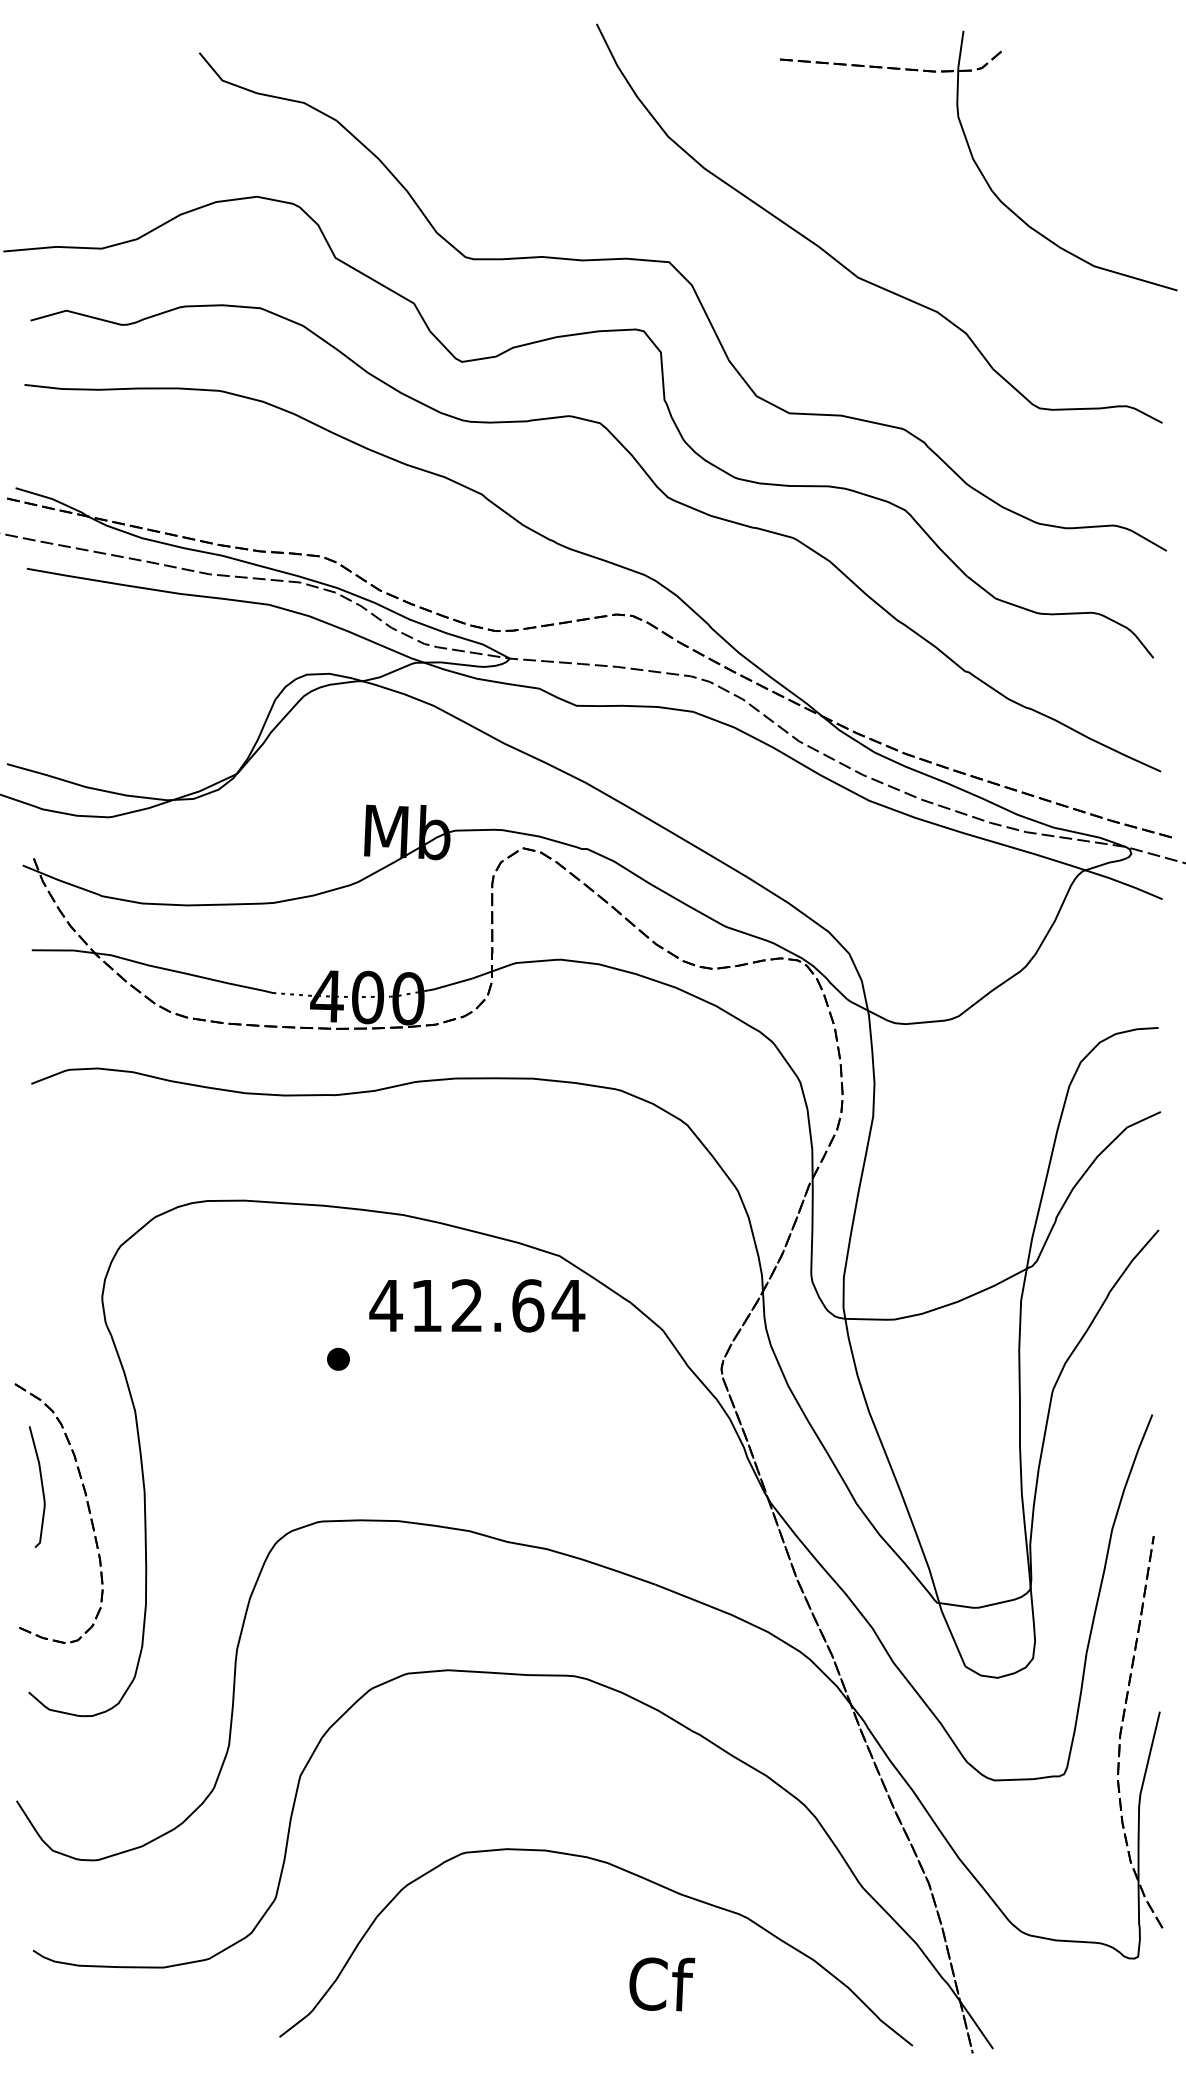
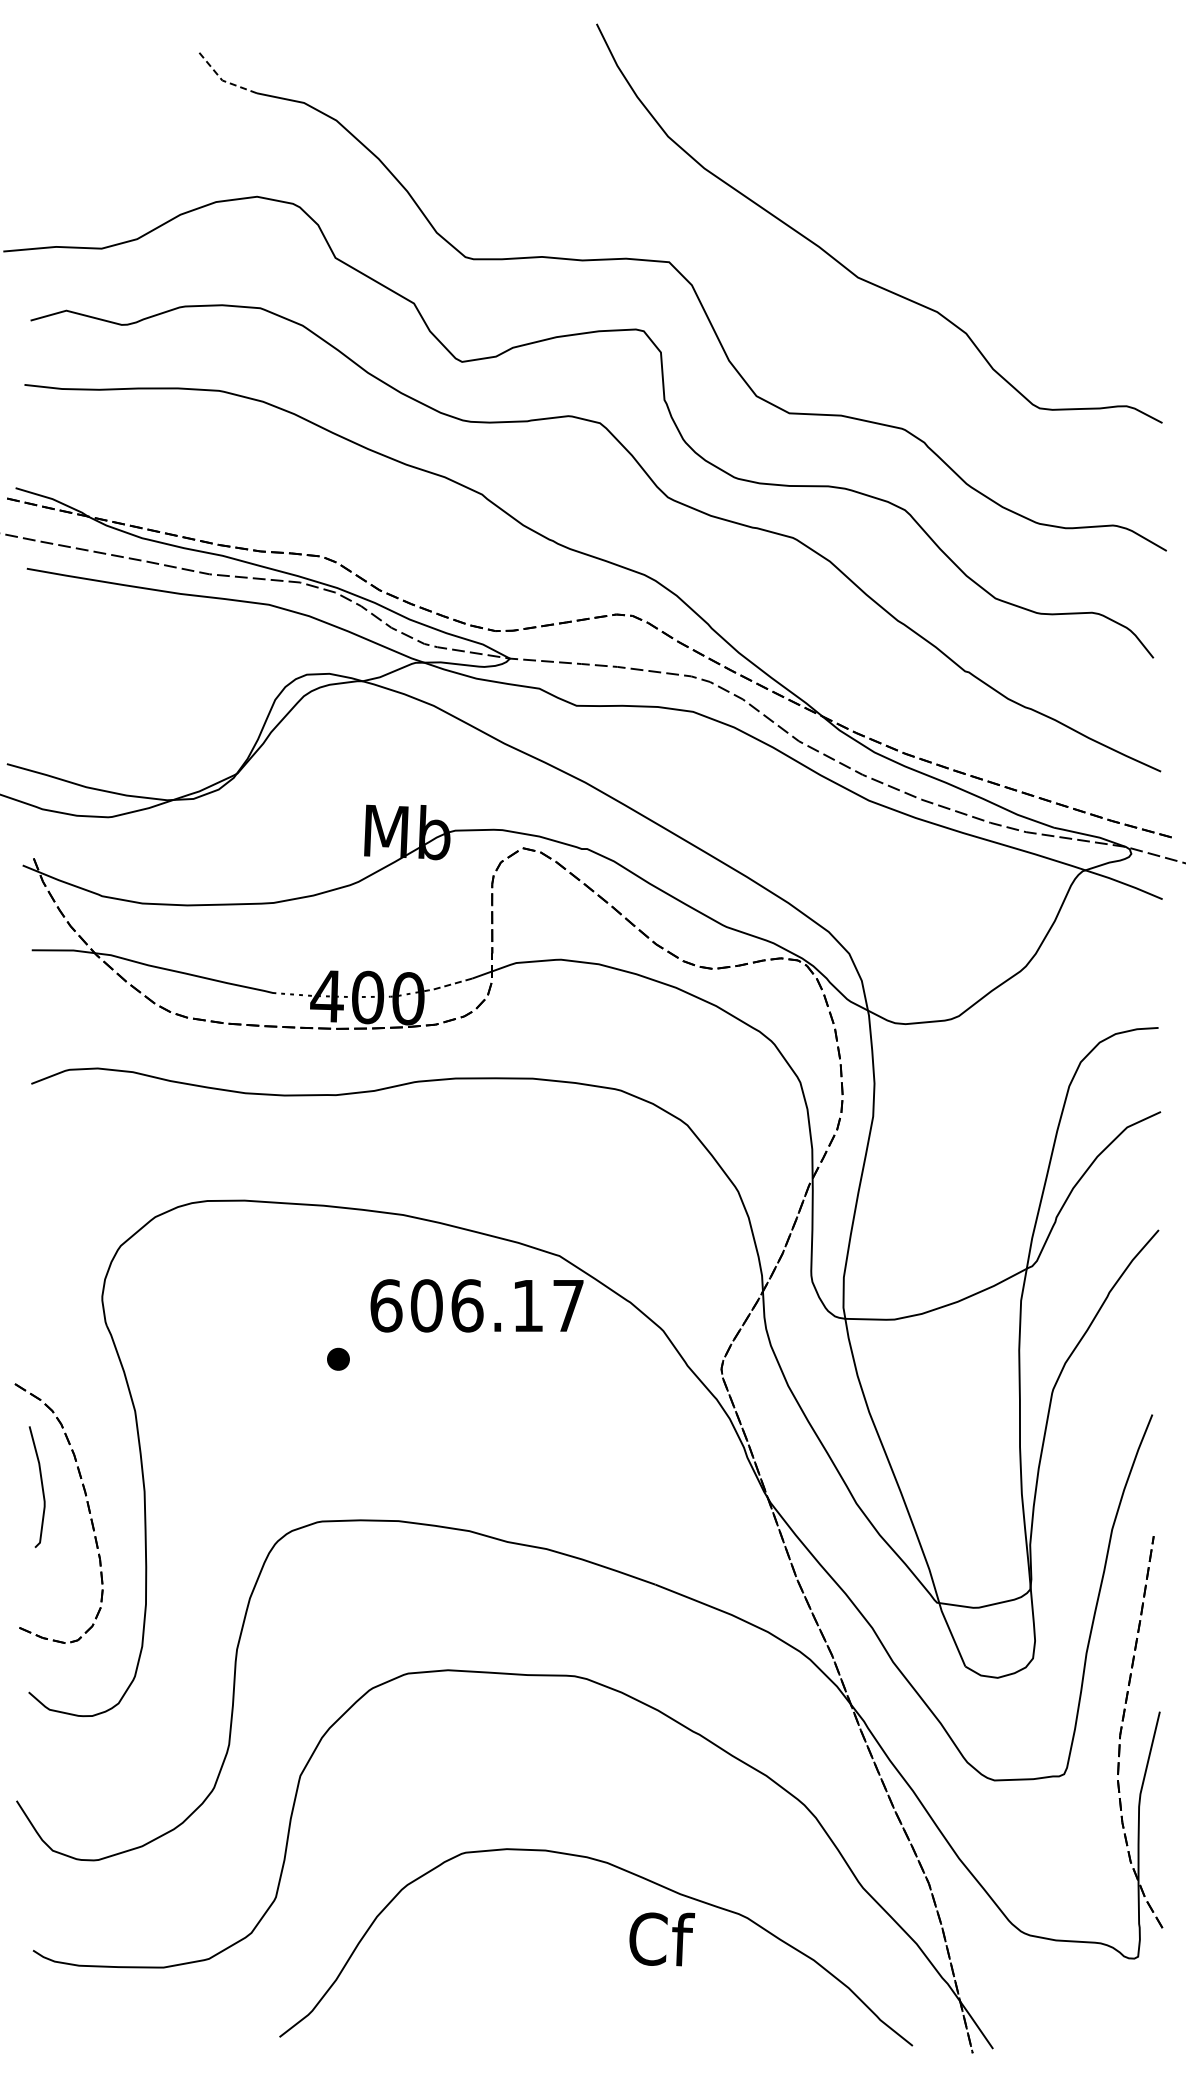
line: solid -> dashed (222, 80)
part: present -> none (978, 160)
line: solid -> dashed (449, 985)
text: 412.64 -> 606.17 (477, 1305)
text position: (662, 1984) -> (662, 1939) (662, 1939)
